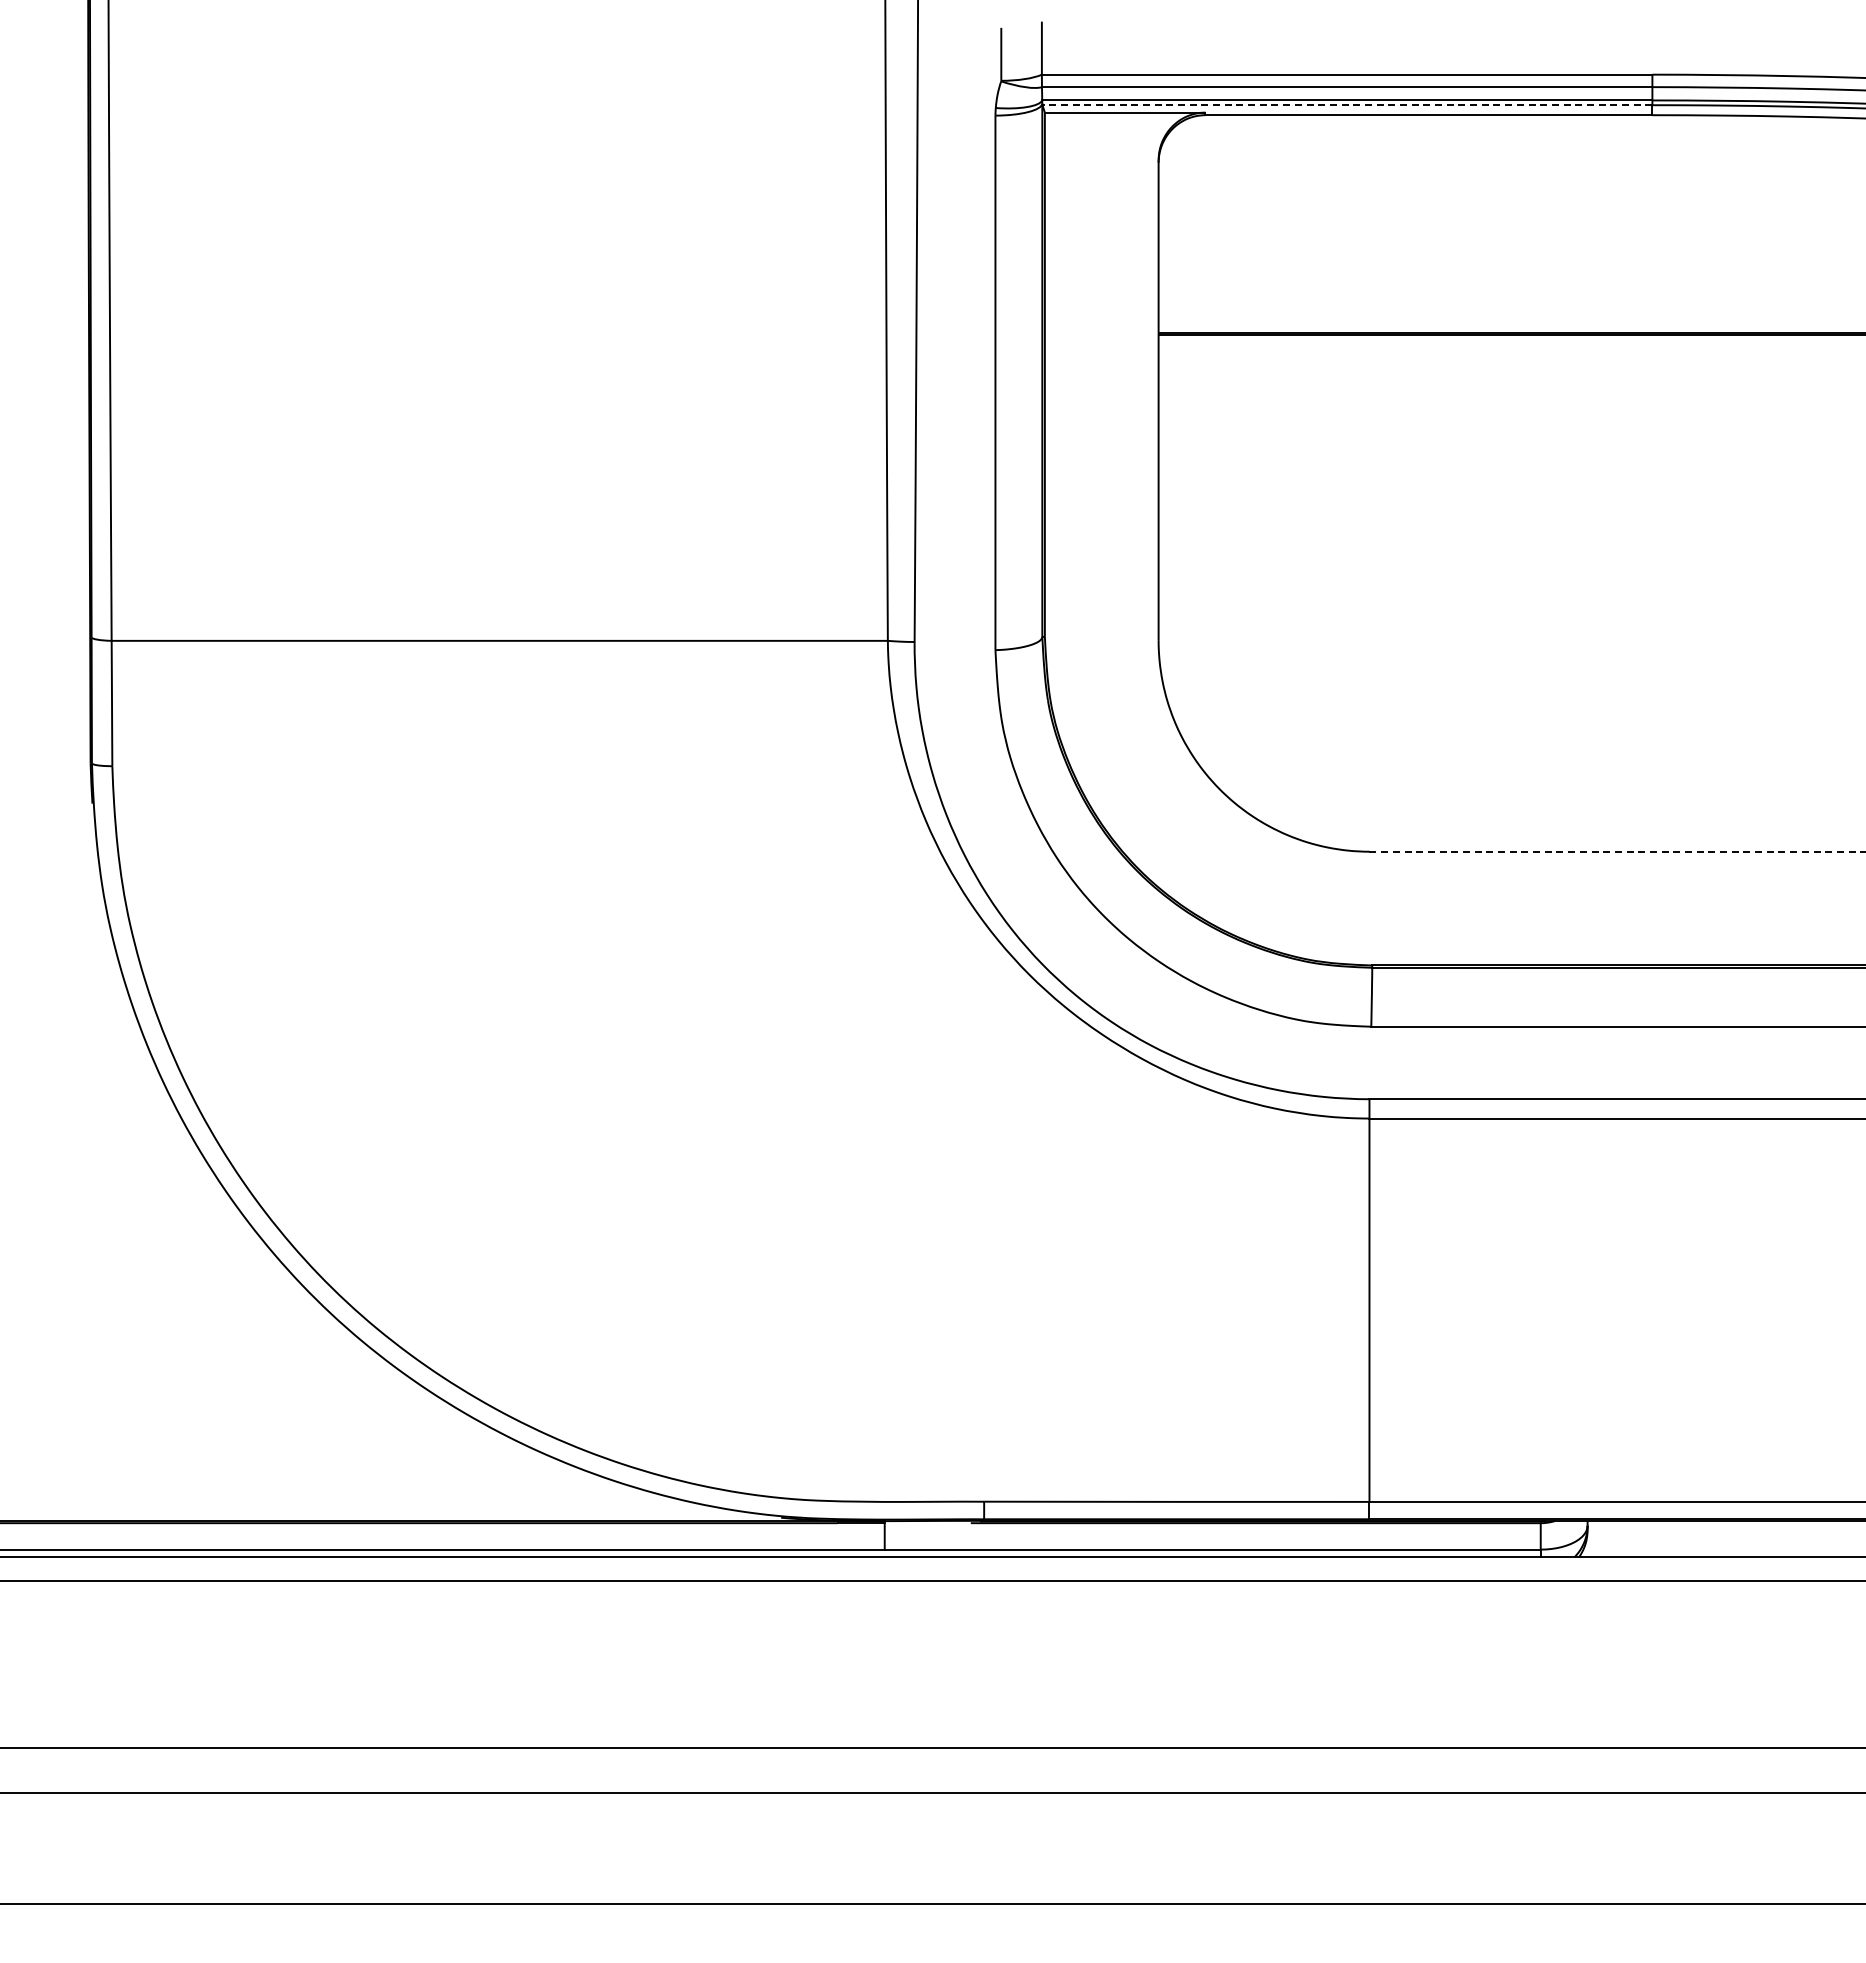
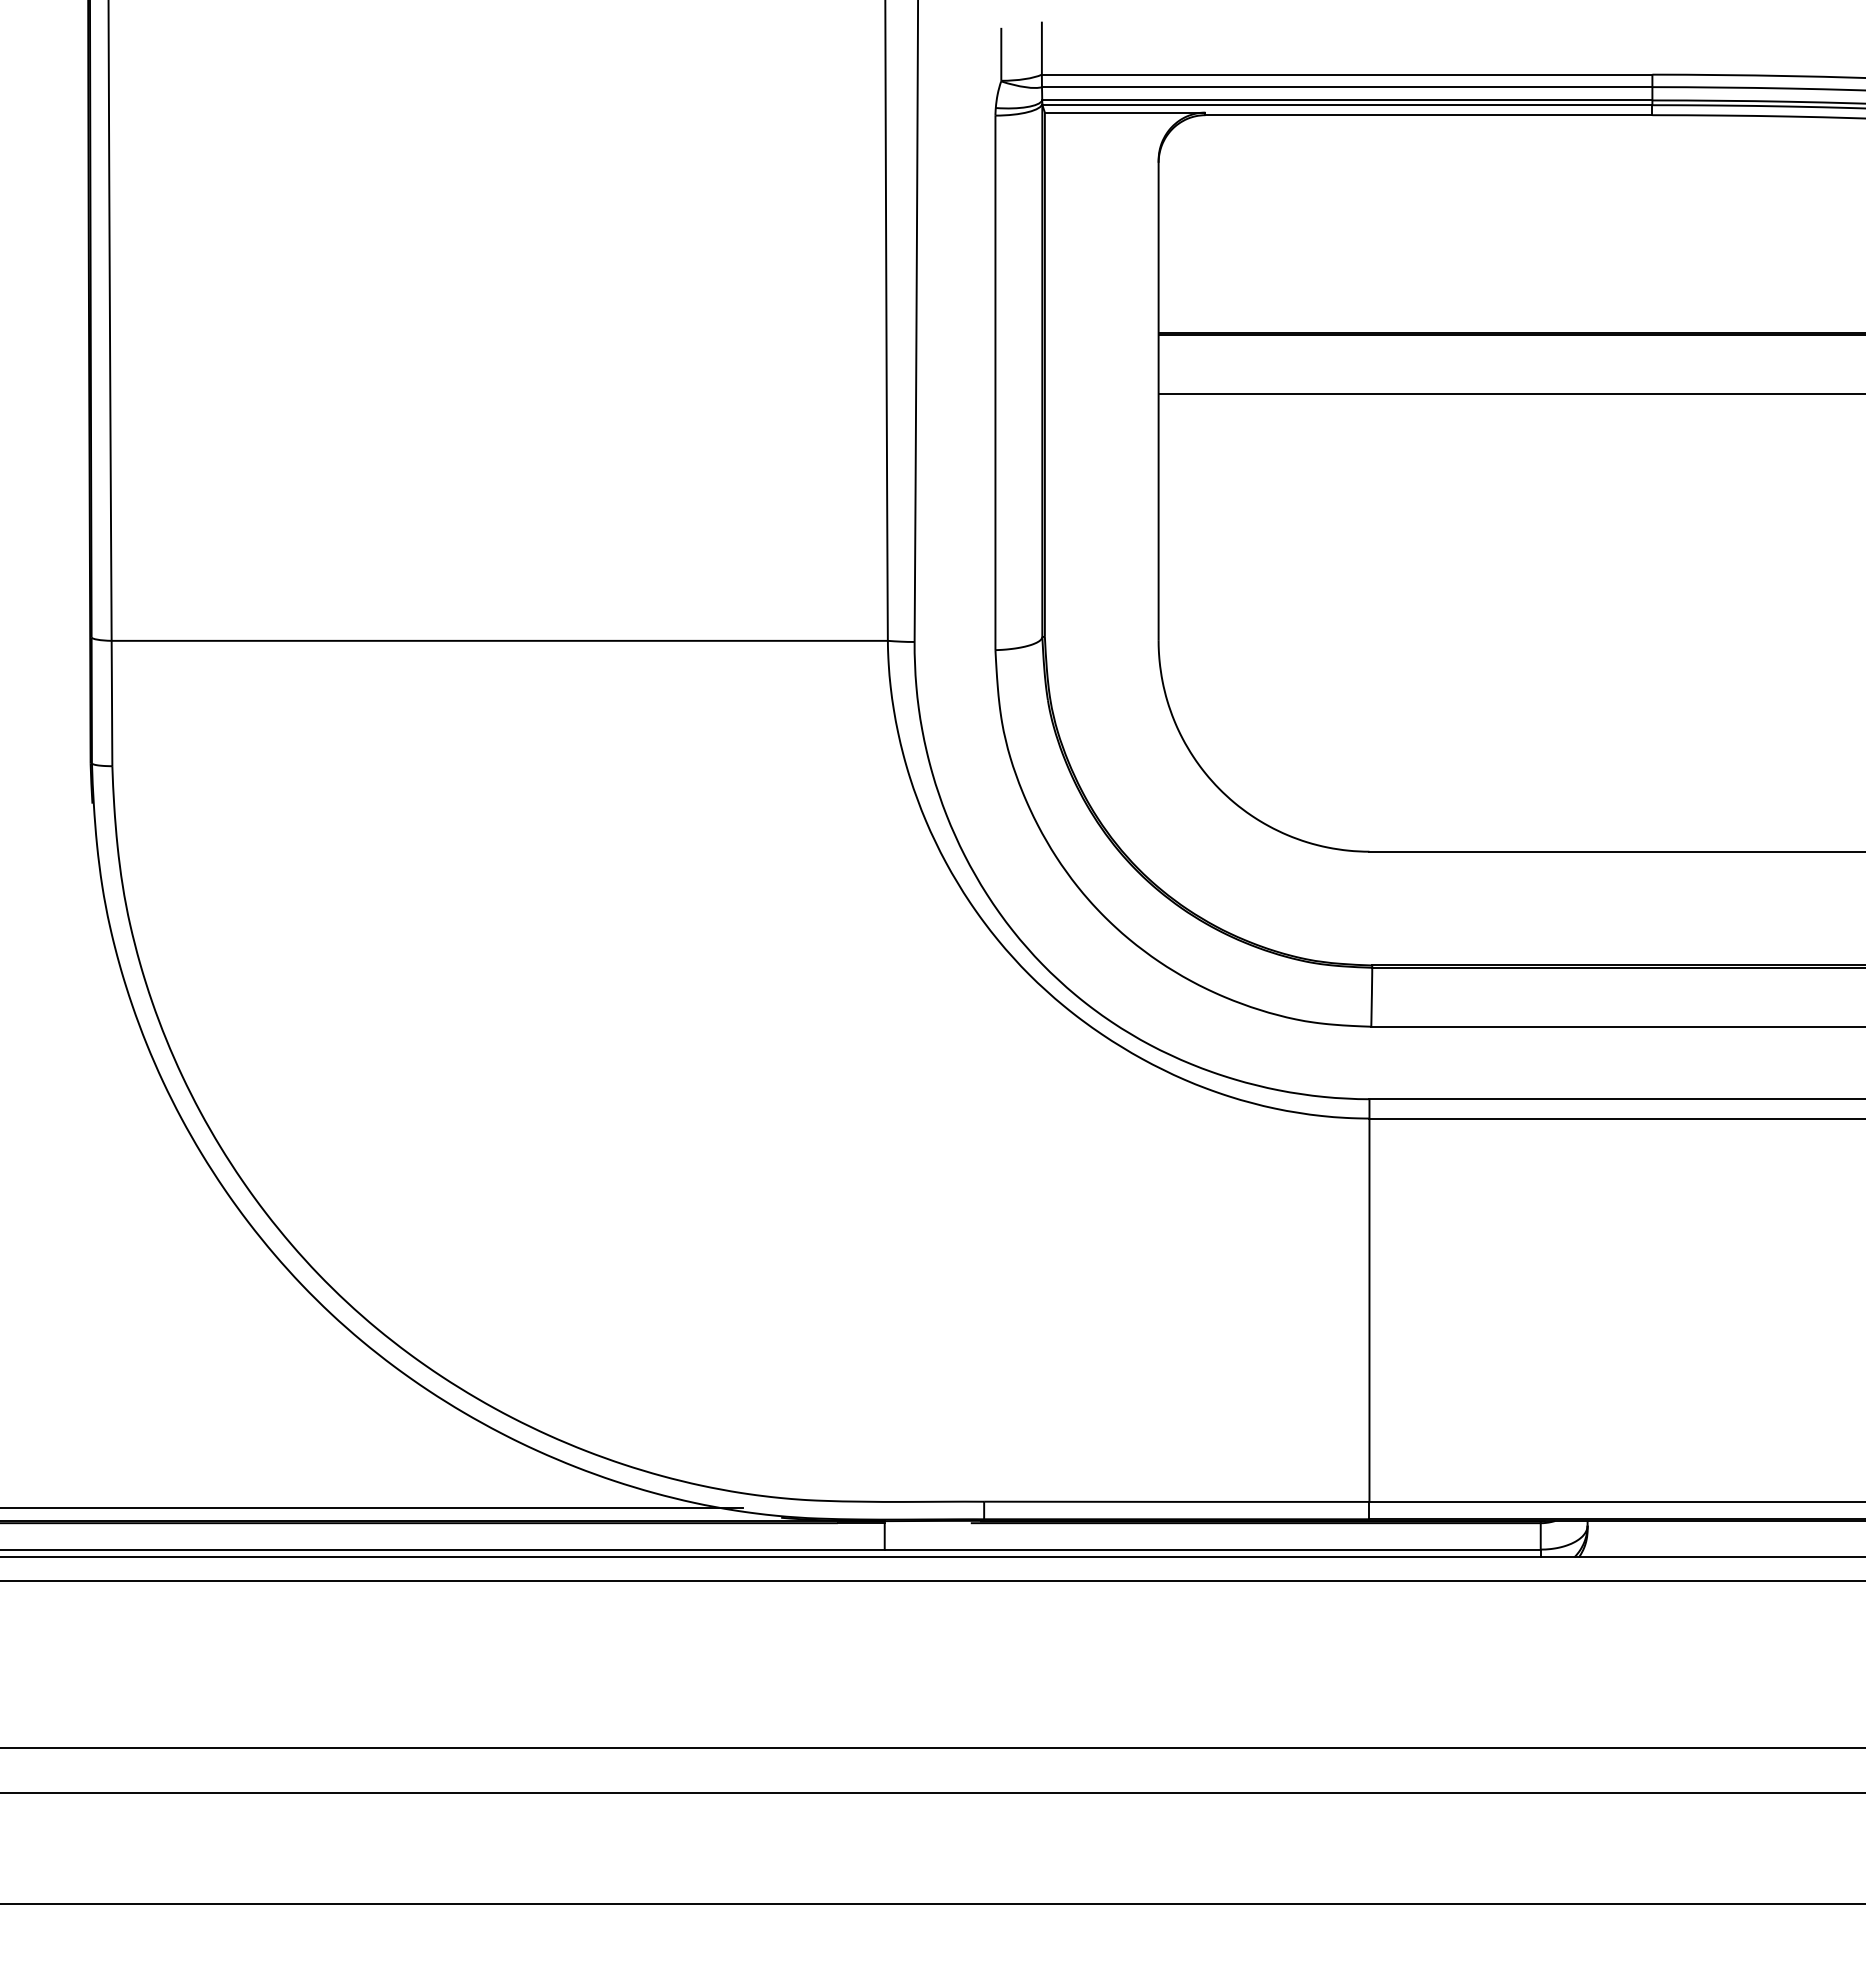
line: dashed -> solid (1347, 105)
line: none -> present (1510, 393)
line: dashed -> solid (1617, 851)
line: none -> present (372, 1508)
